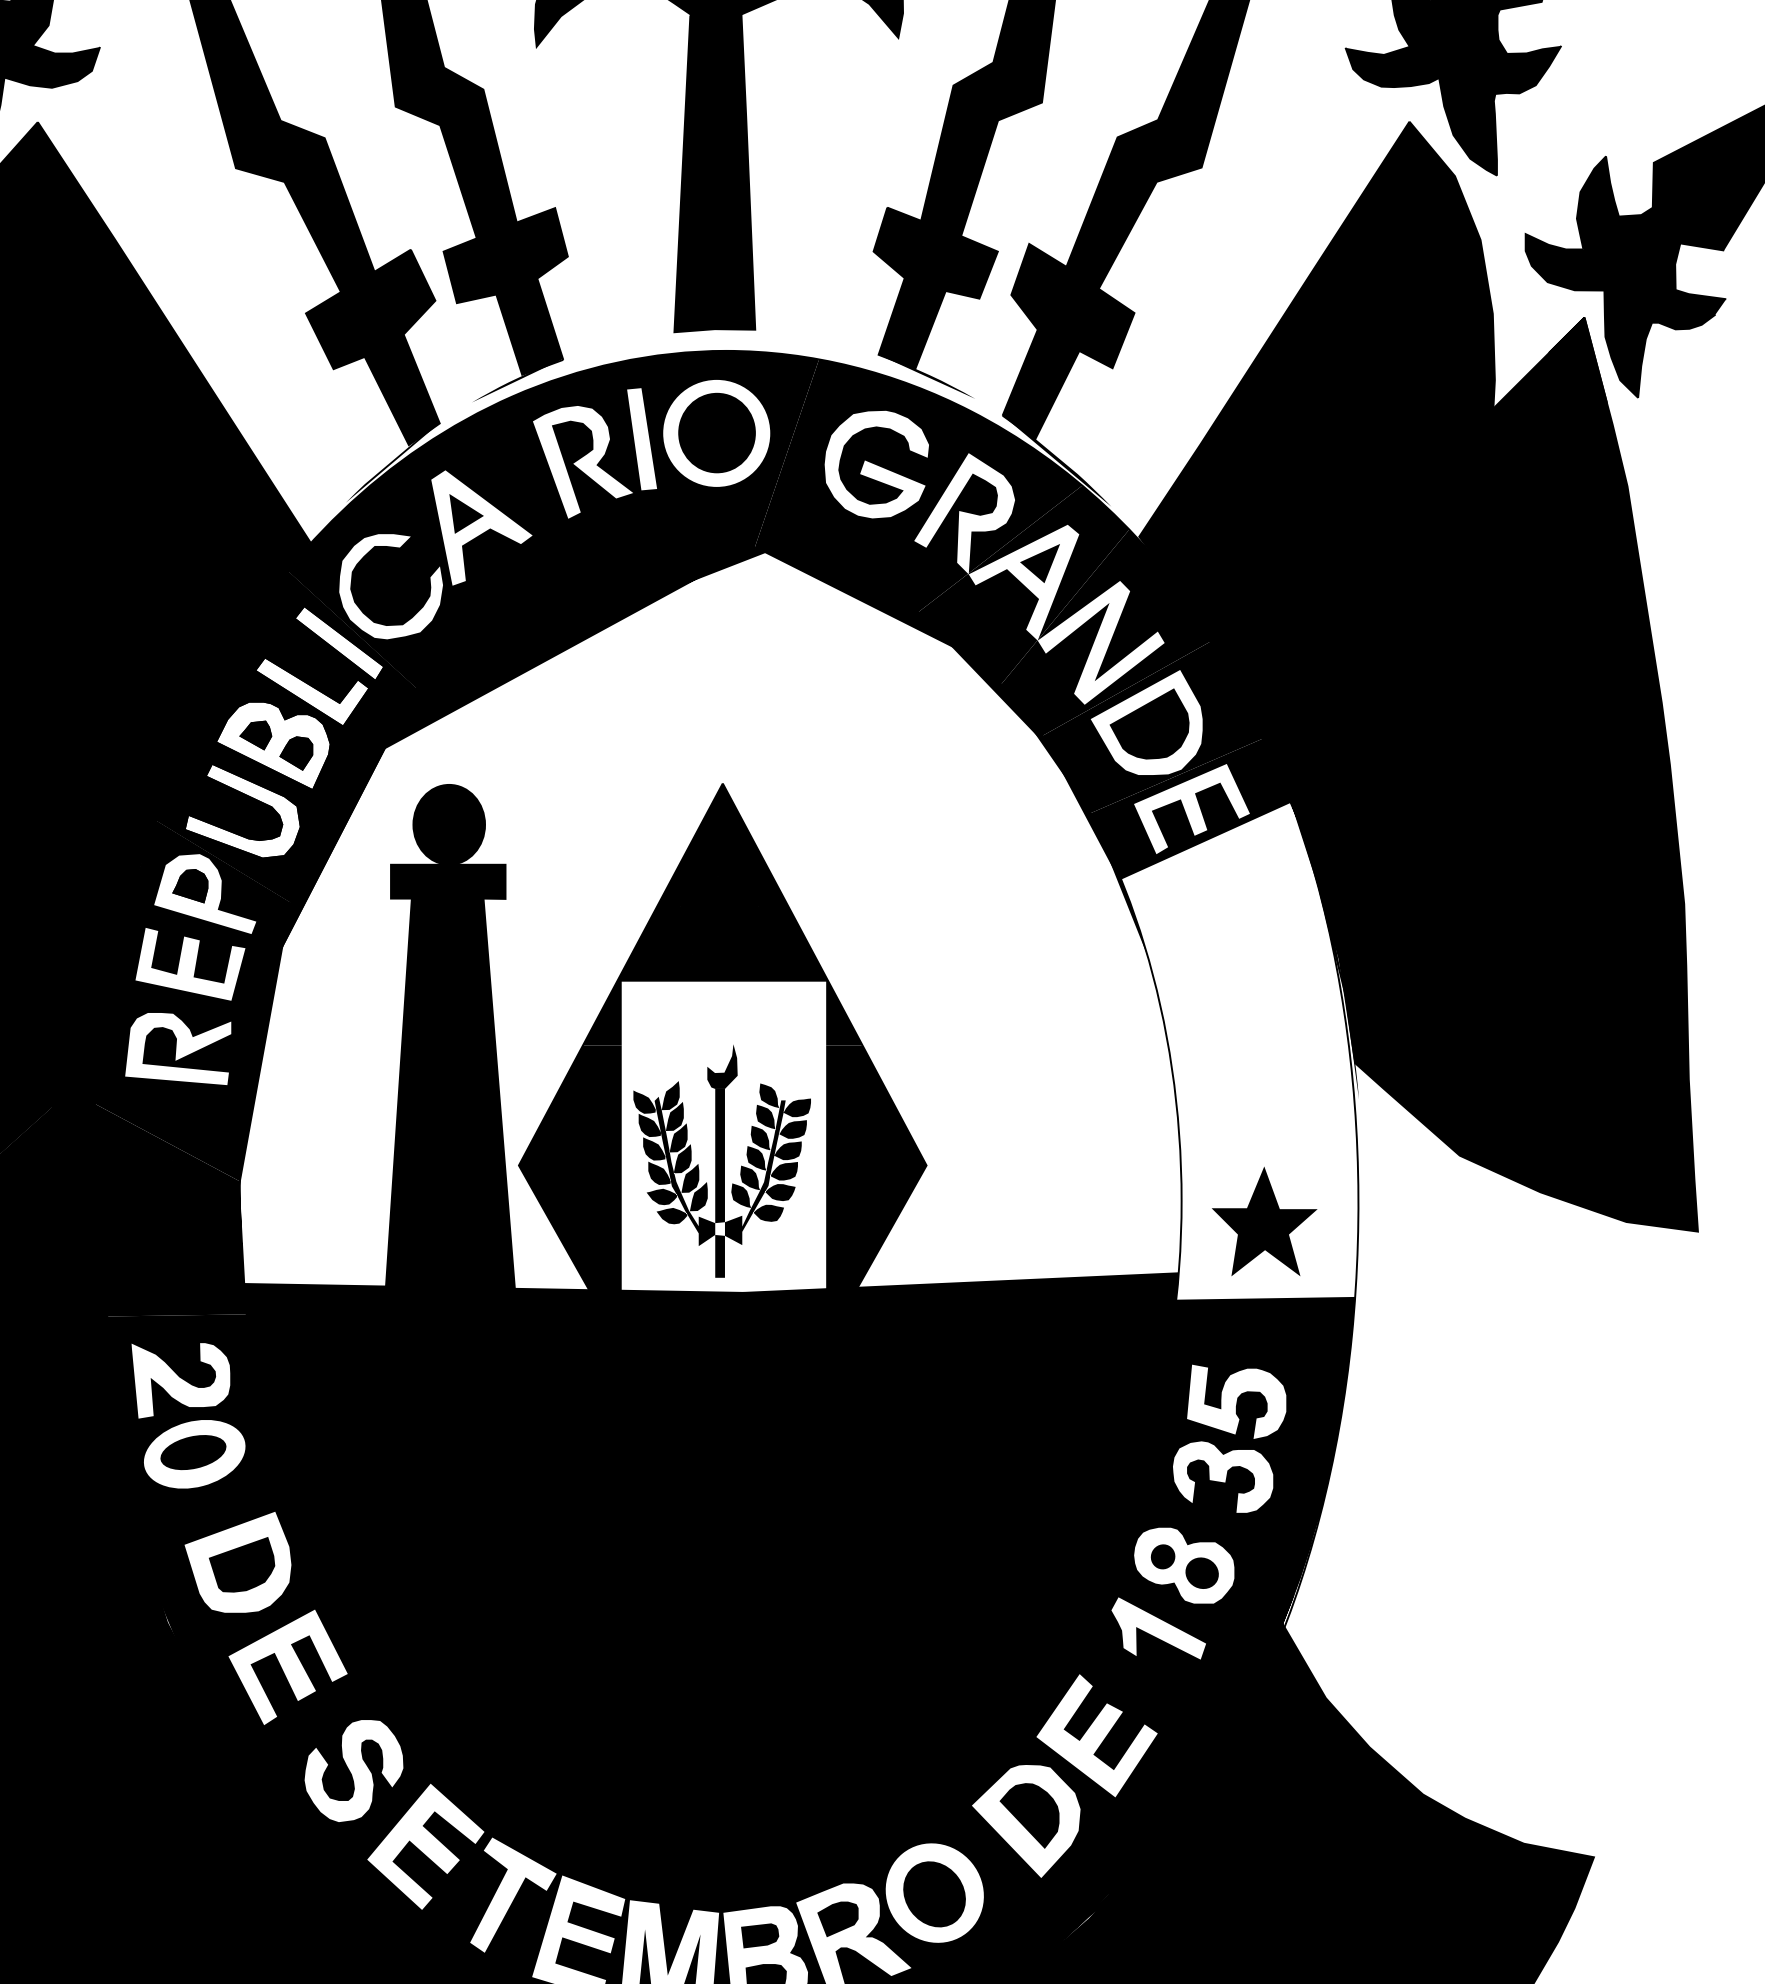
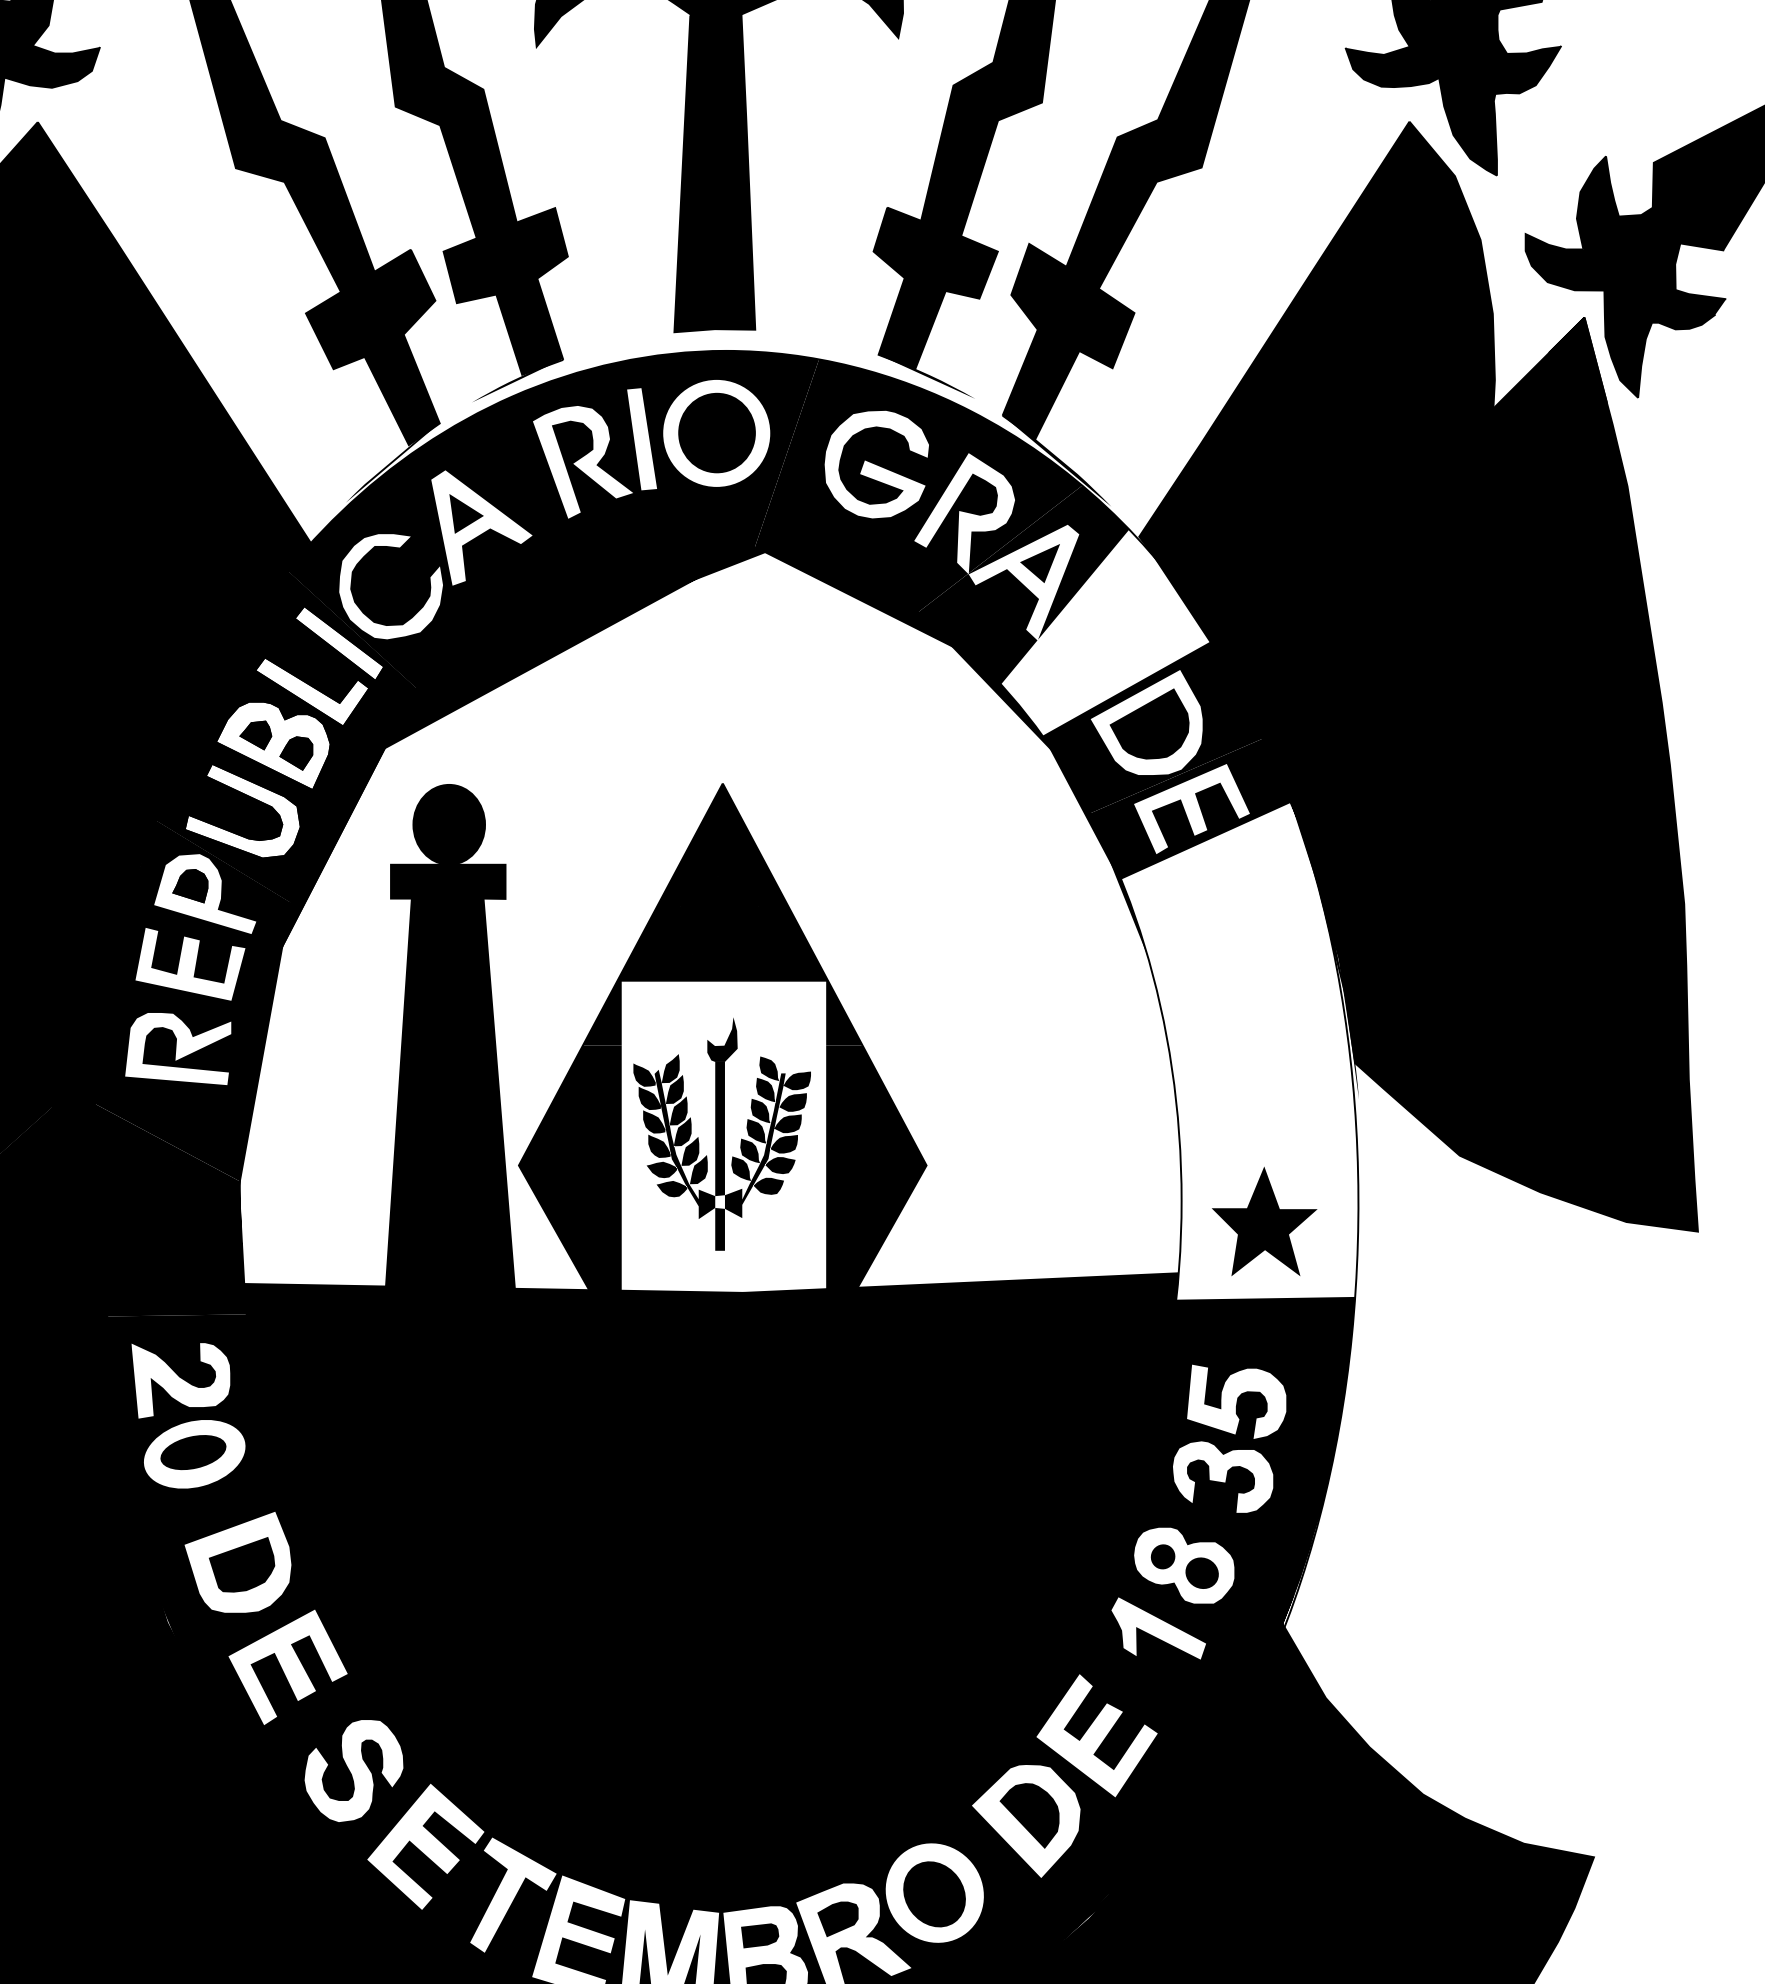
fill: present -> none (1106, 672)
part position: (721, 1161) -> (721, 1134) (721, 1134)
